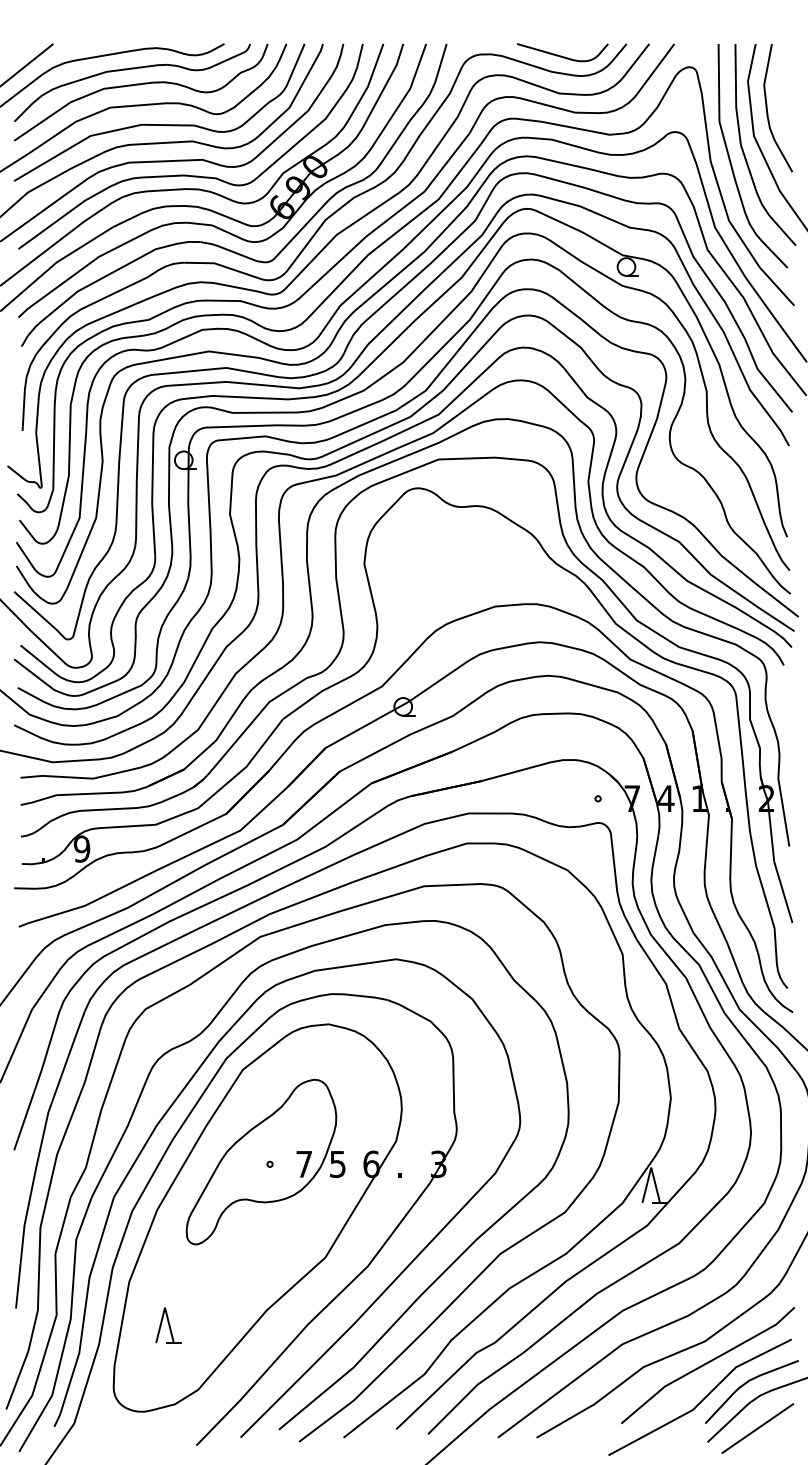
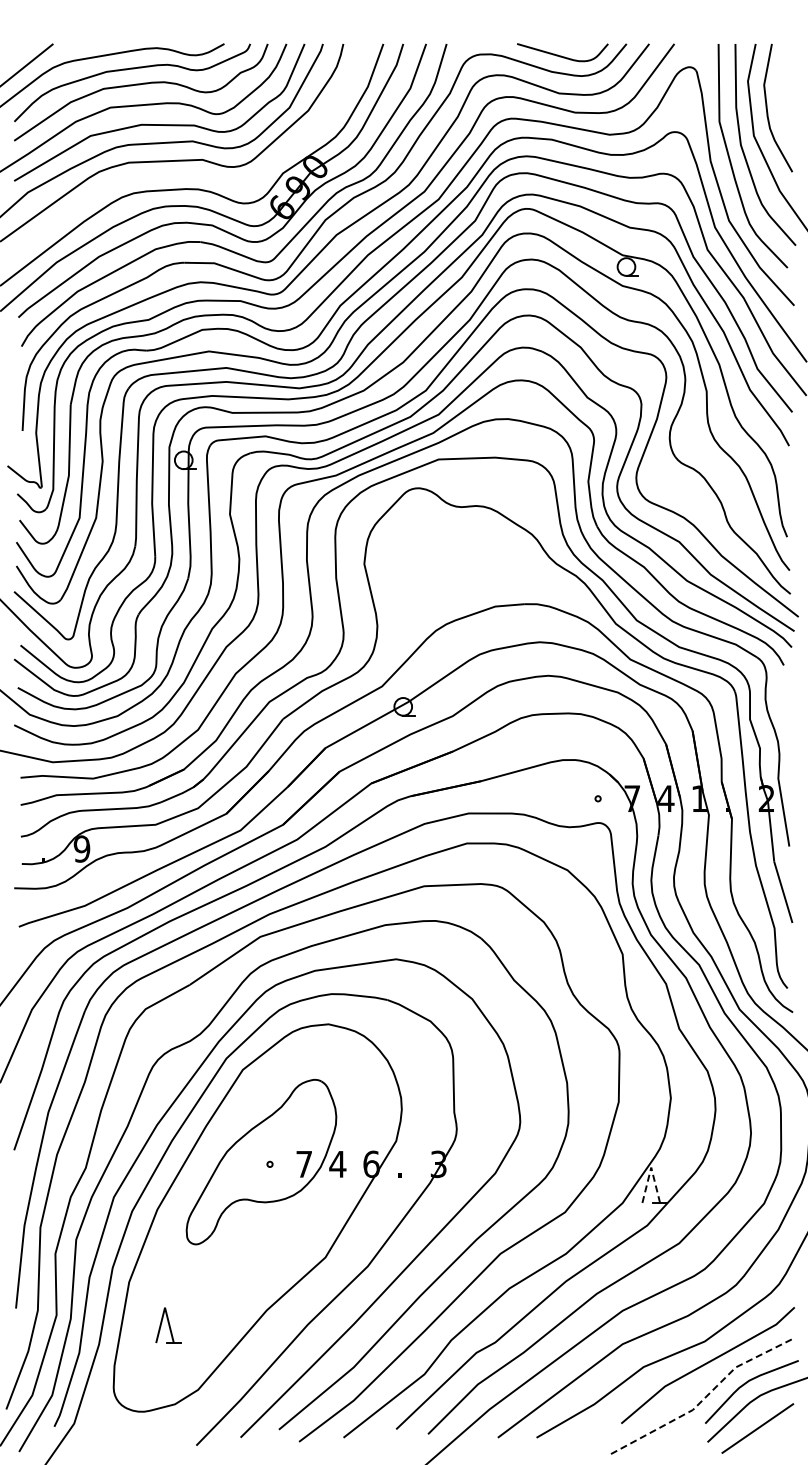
curve: present -> none (187, 174)
text: 5 -> 4 (337, 1164)
line: solid -> dashed (651, 1167)
line: solid -> dashed (702, 1400)
